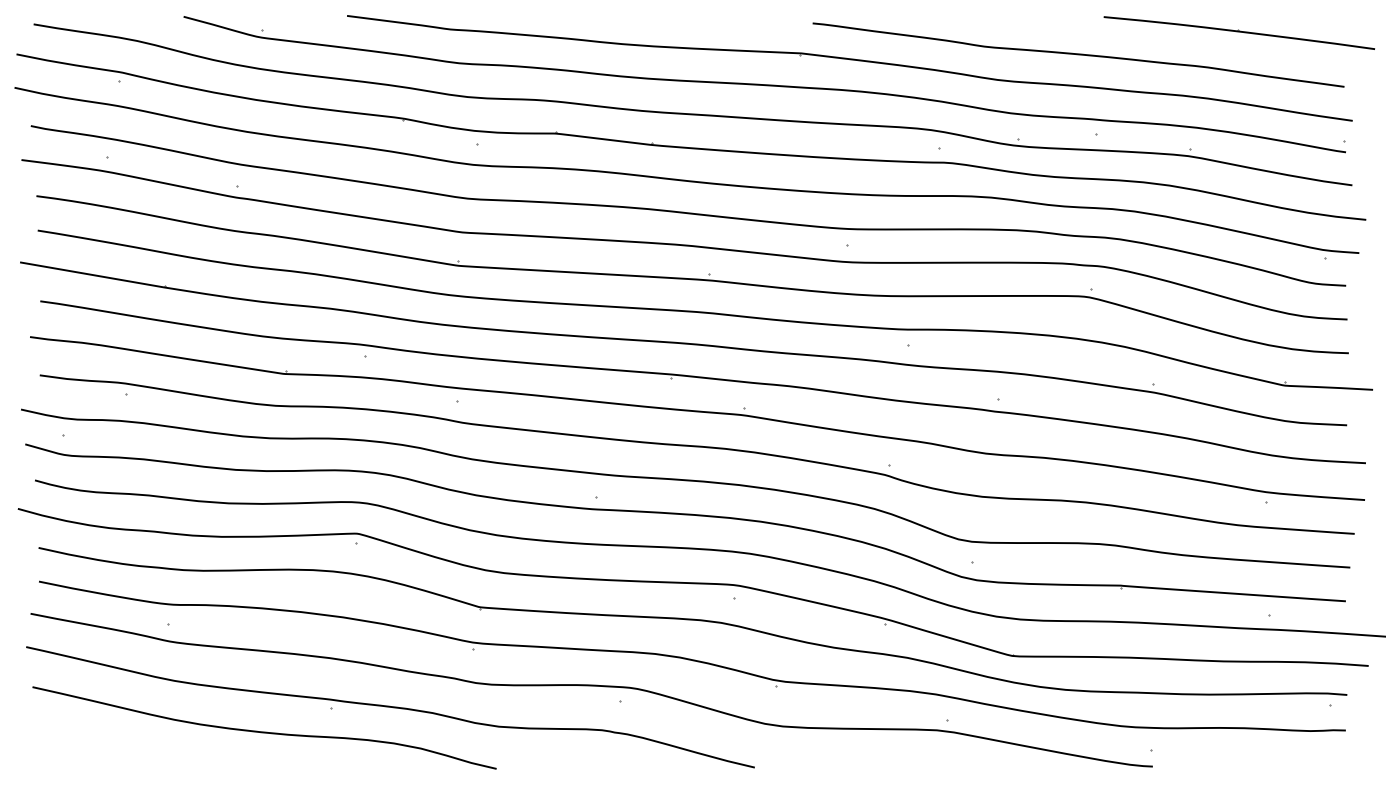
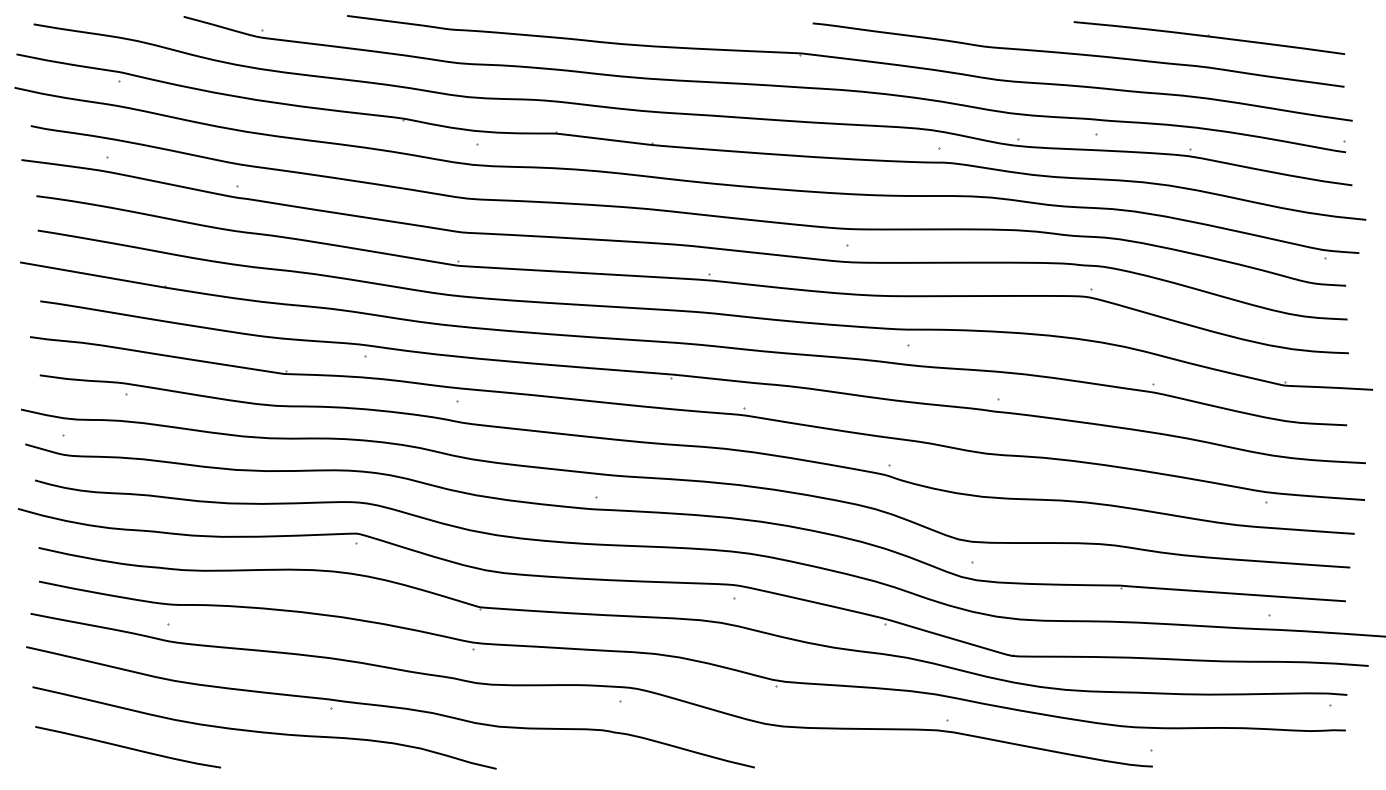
part position: (1239, 32) -> (1209, 37) (1209, 37)
curve: none -> present (127, 747)
